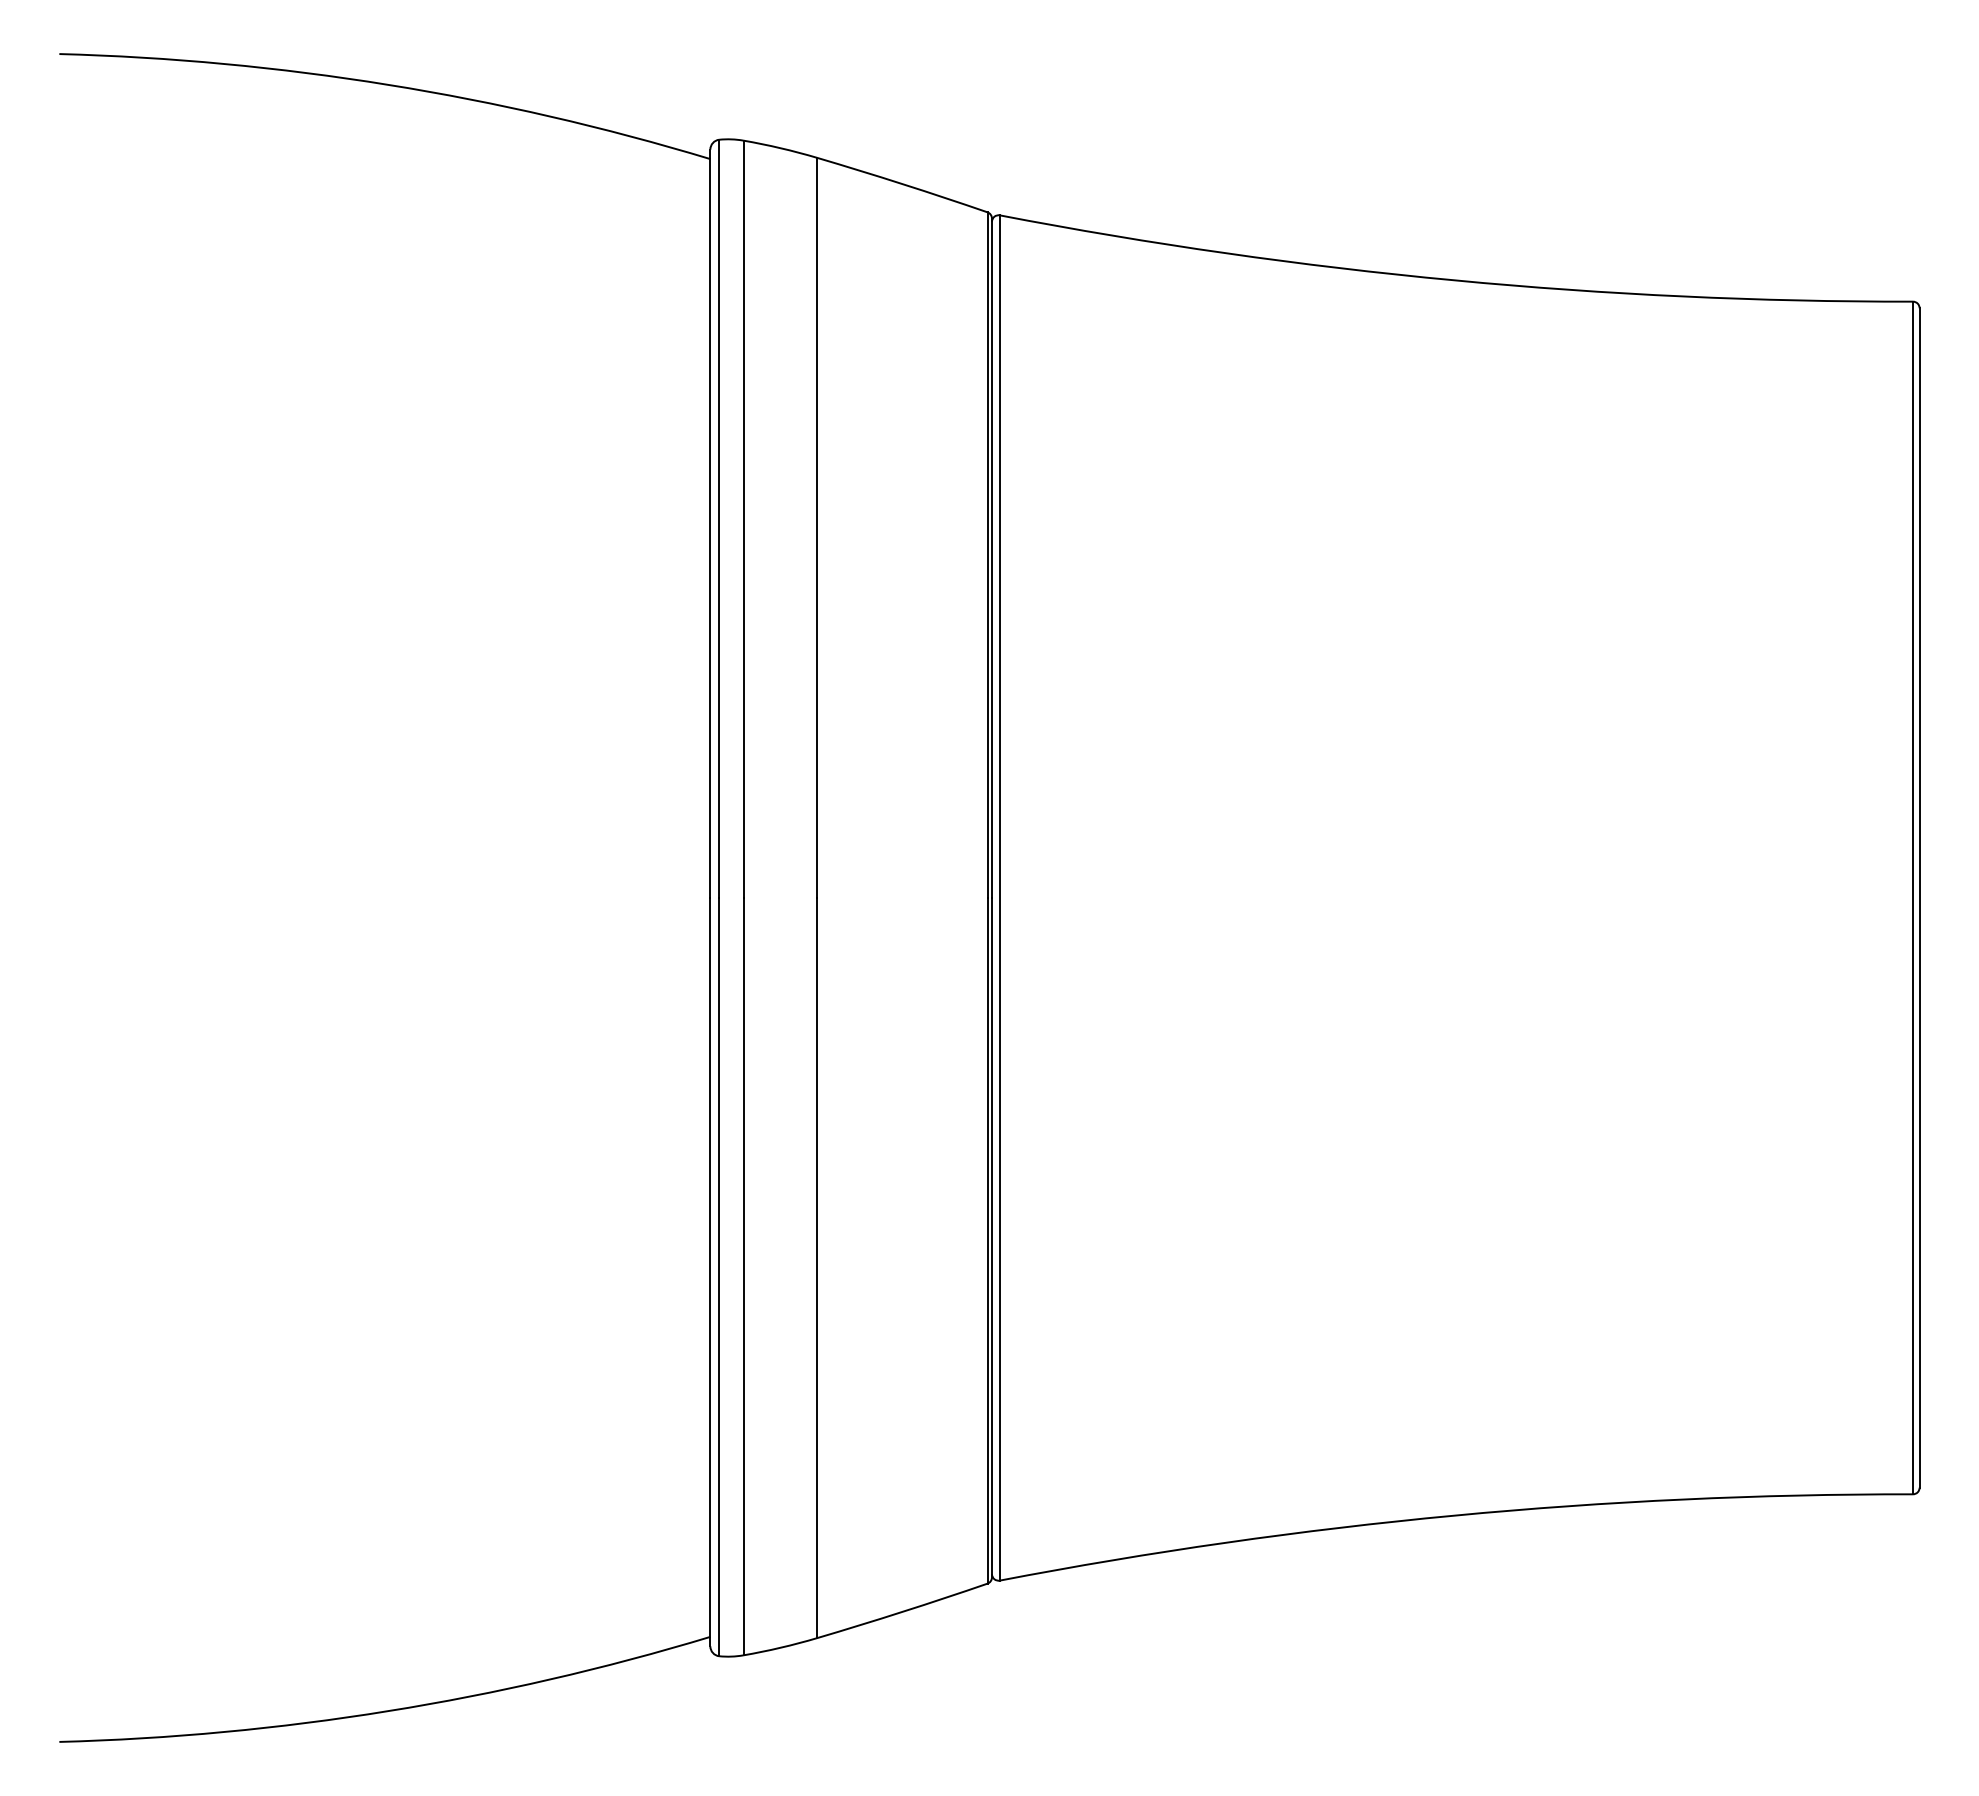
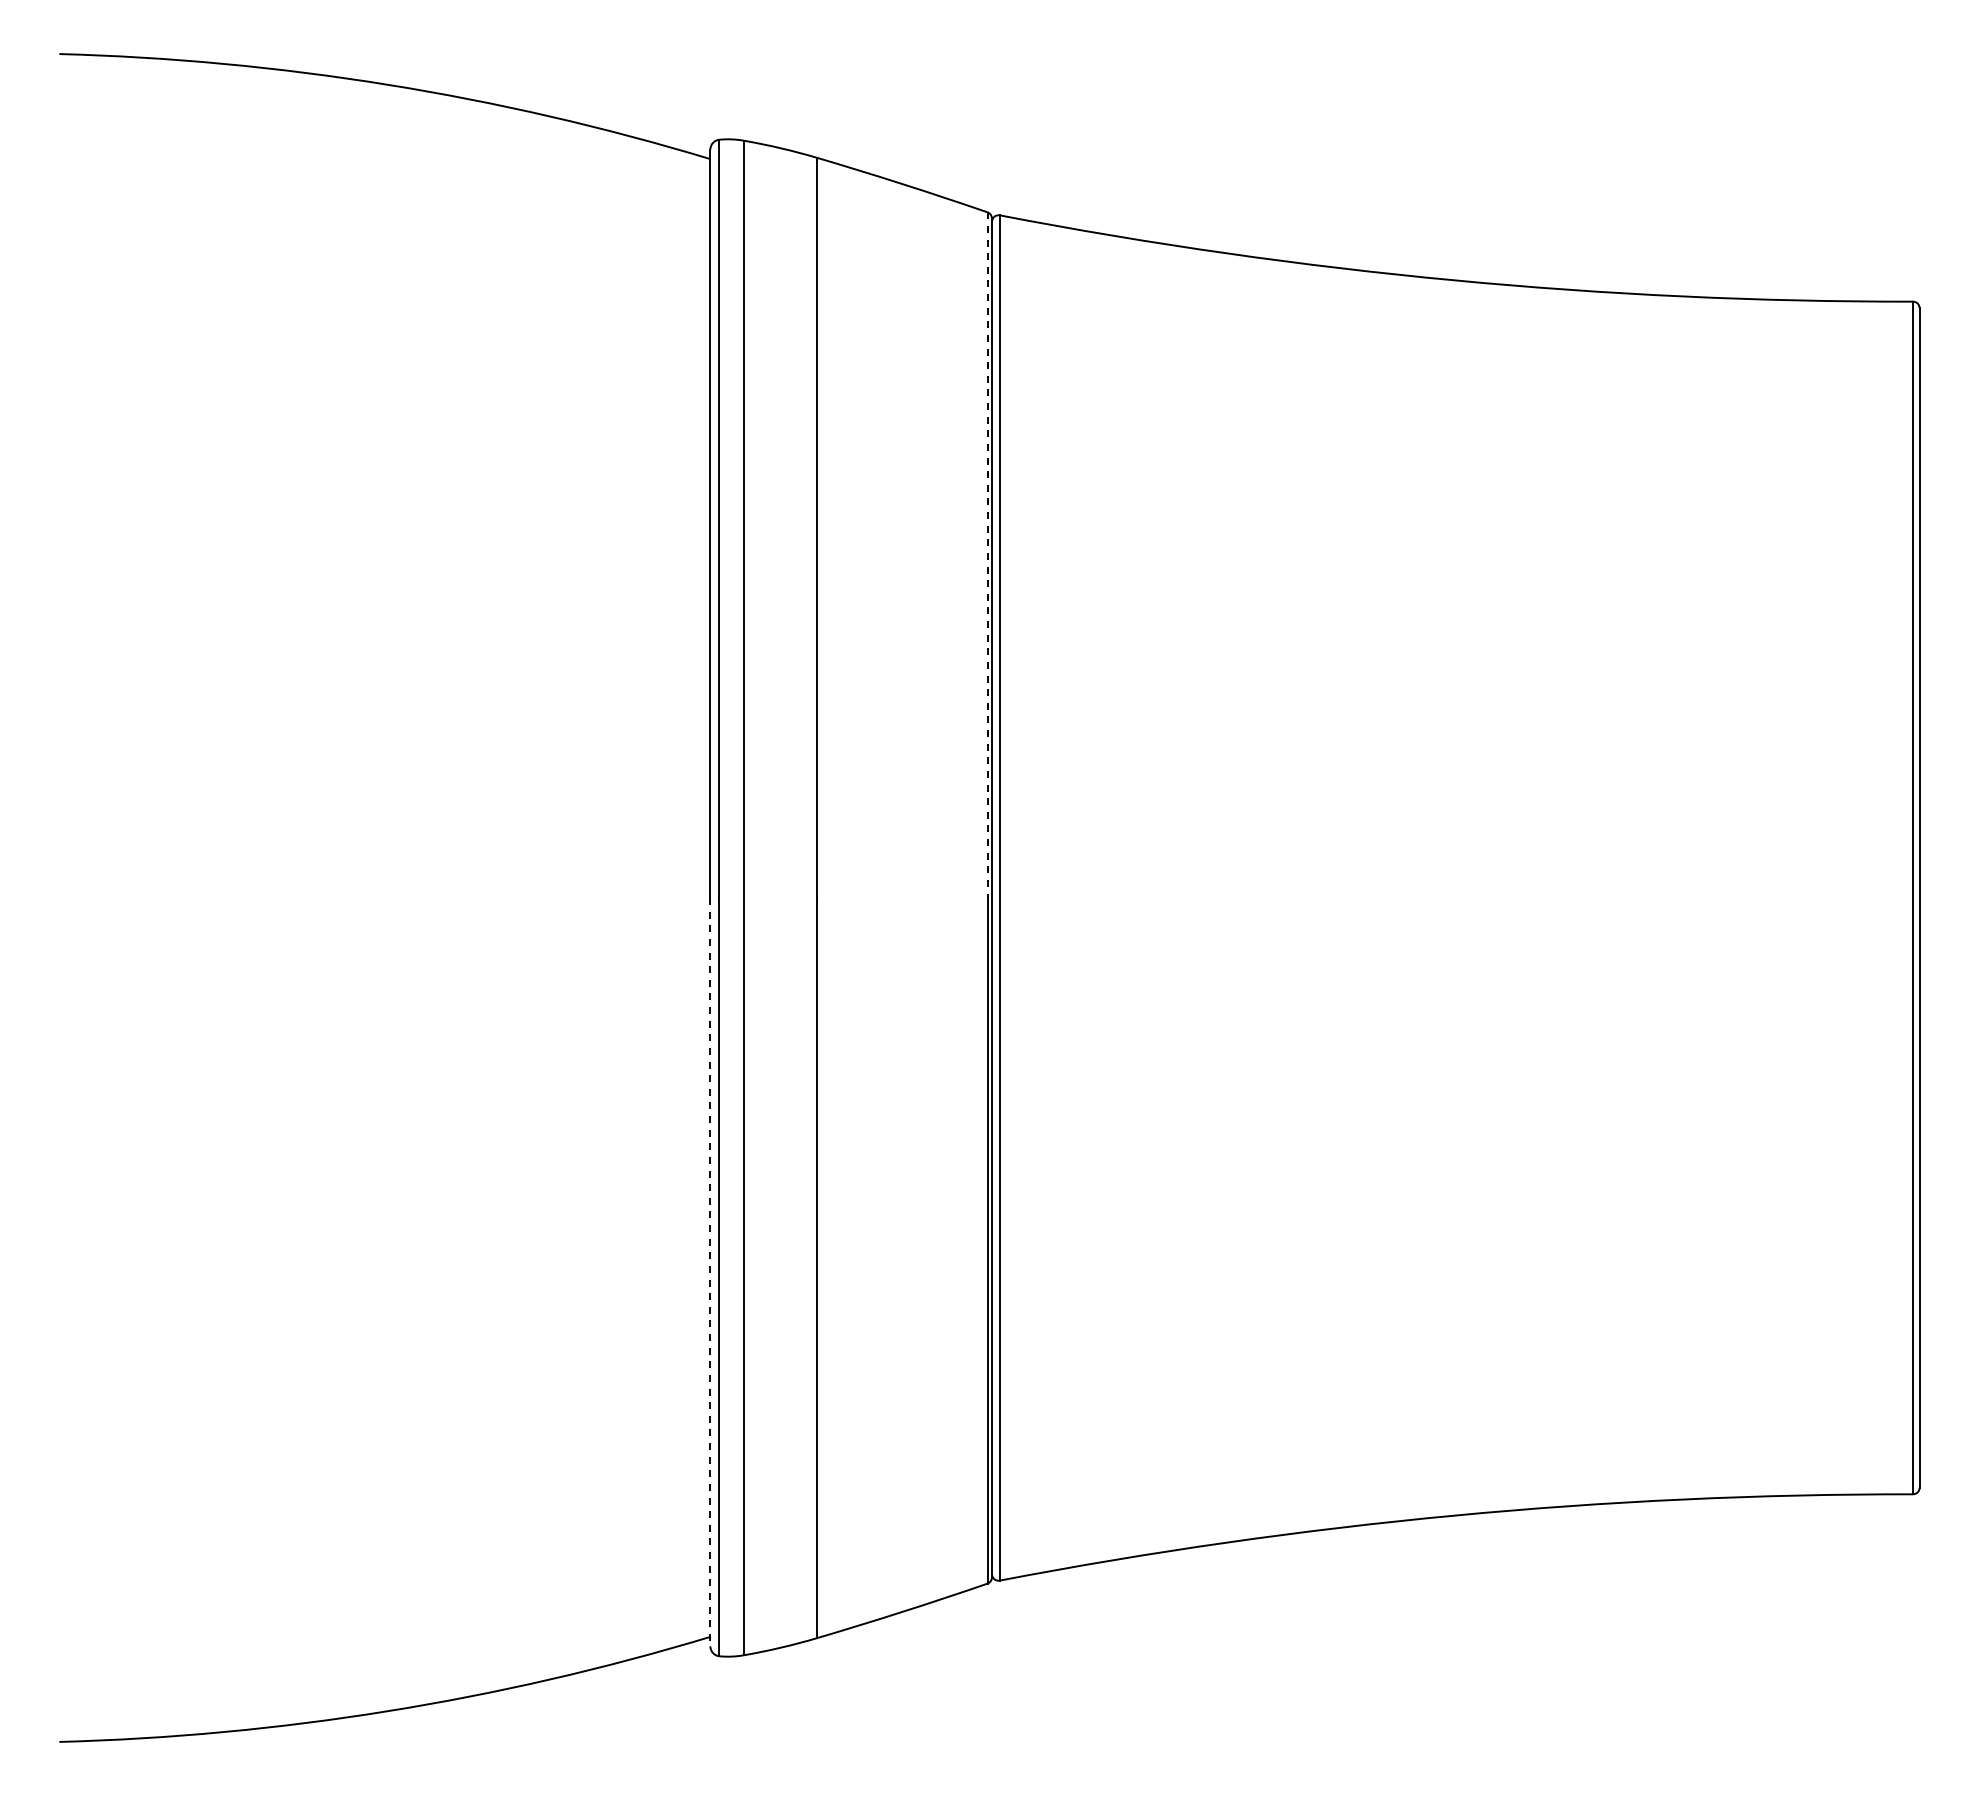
line: solid -> dashed (987, 555)
line: solid -> dashed (710, 1272)
